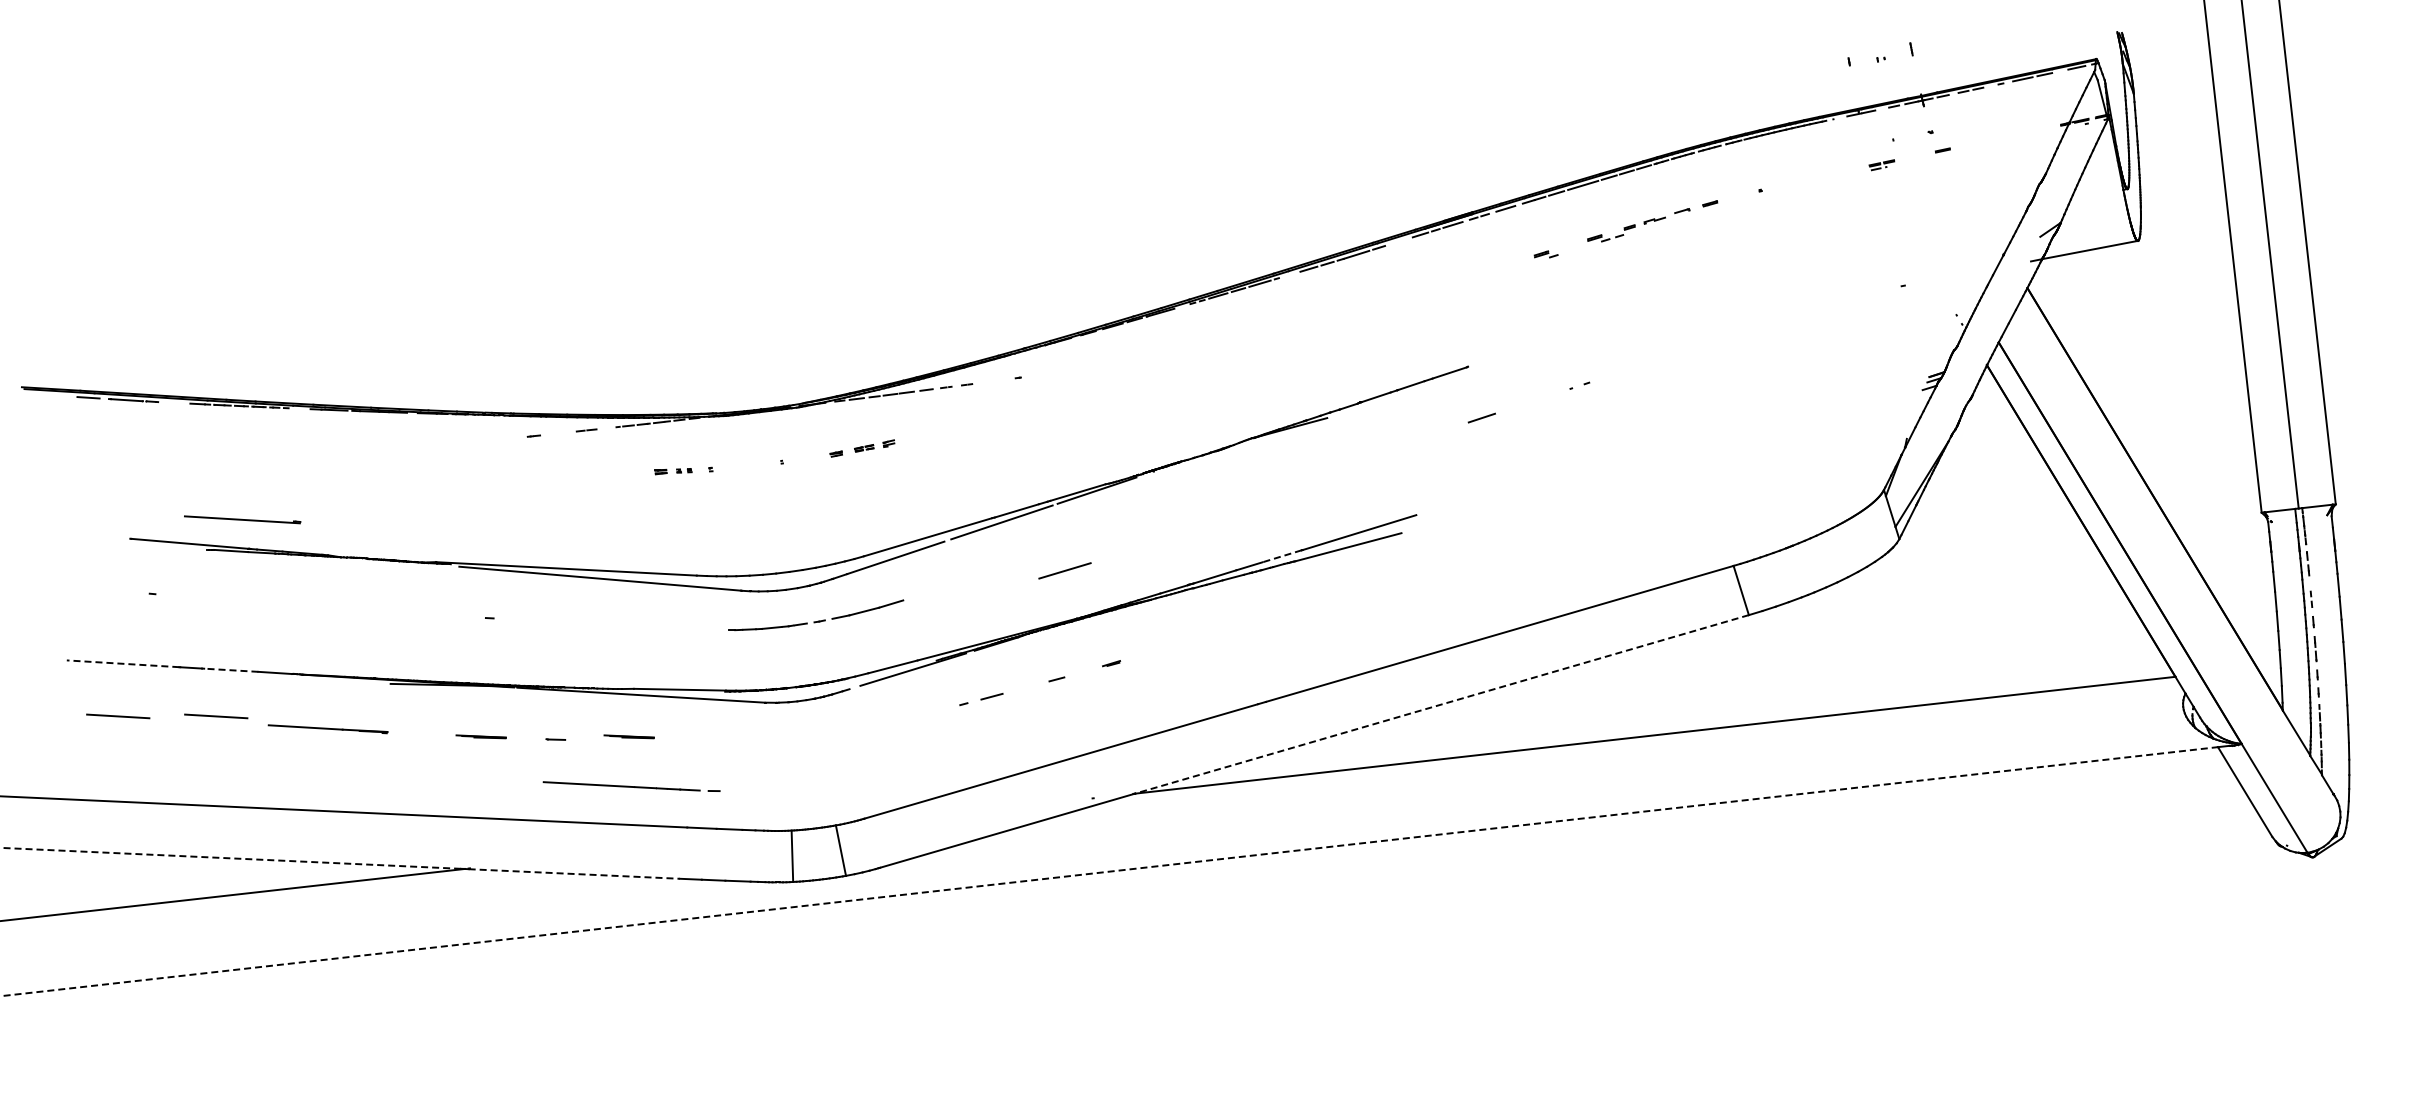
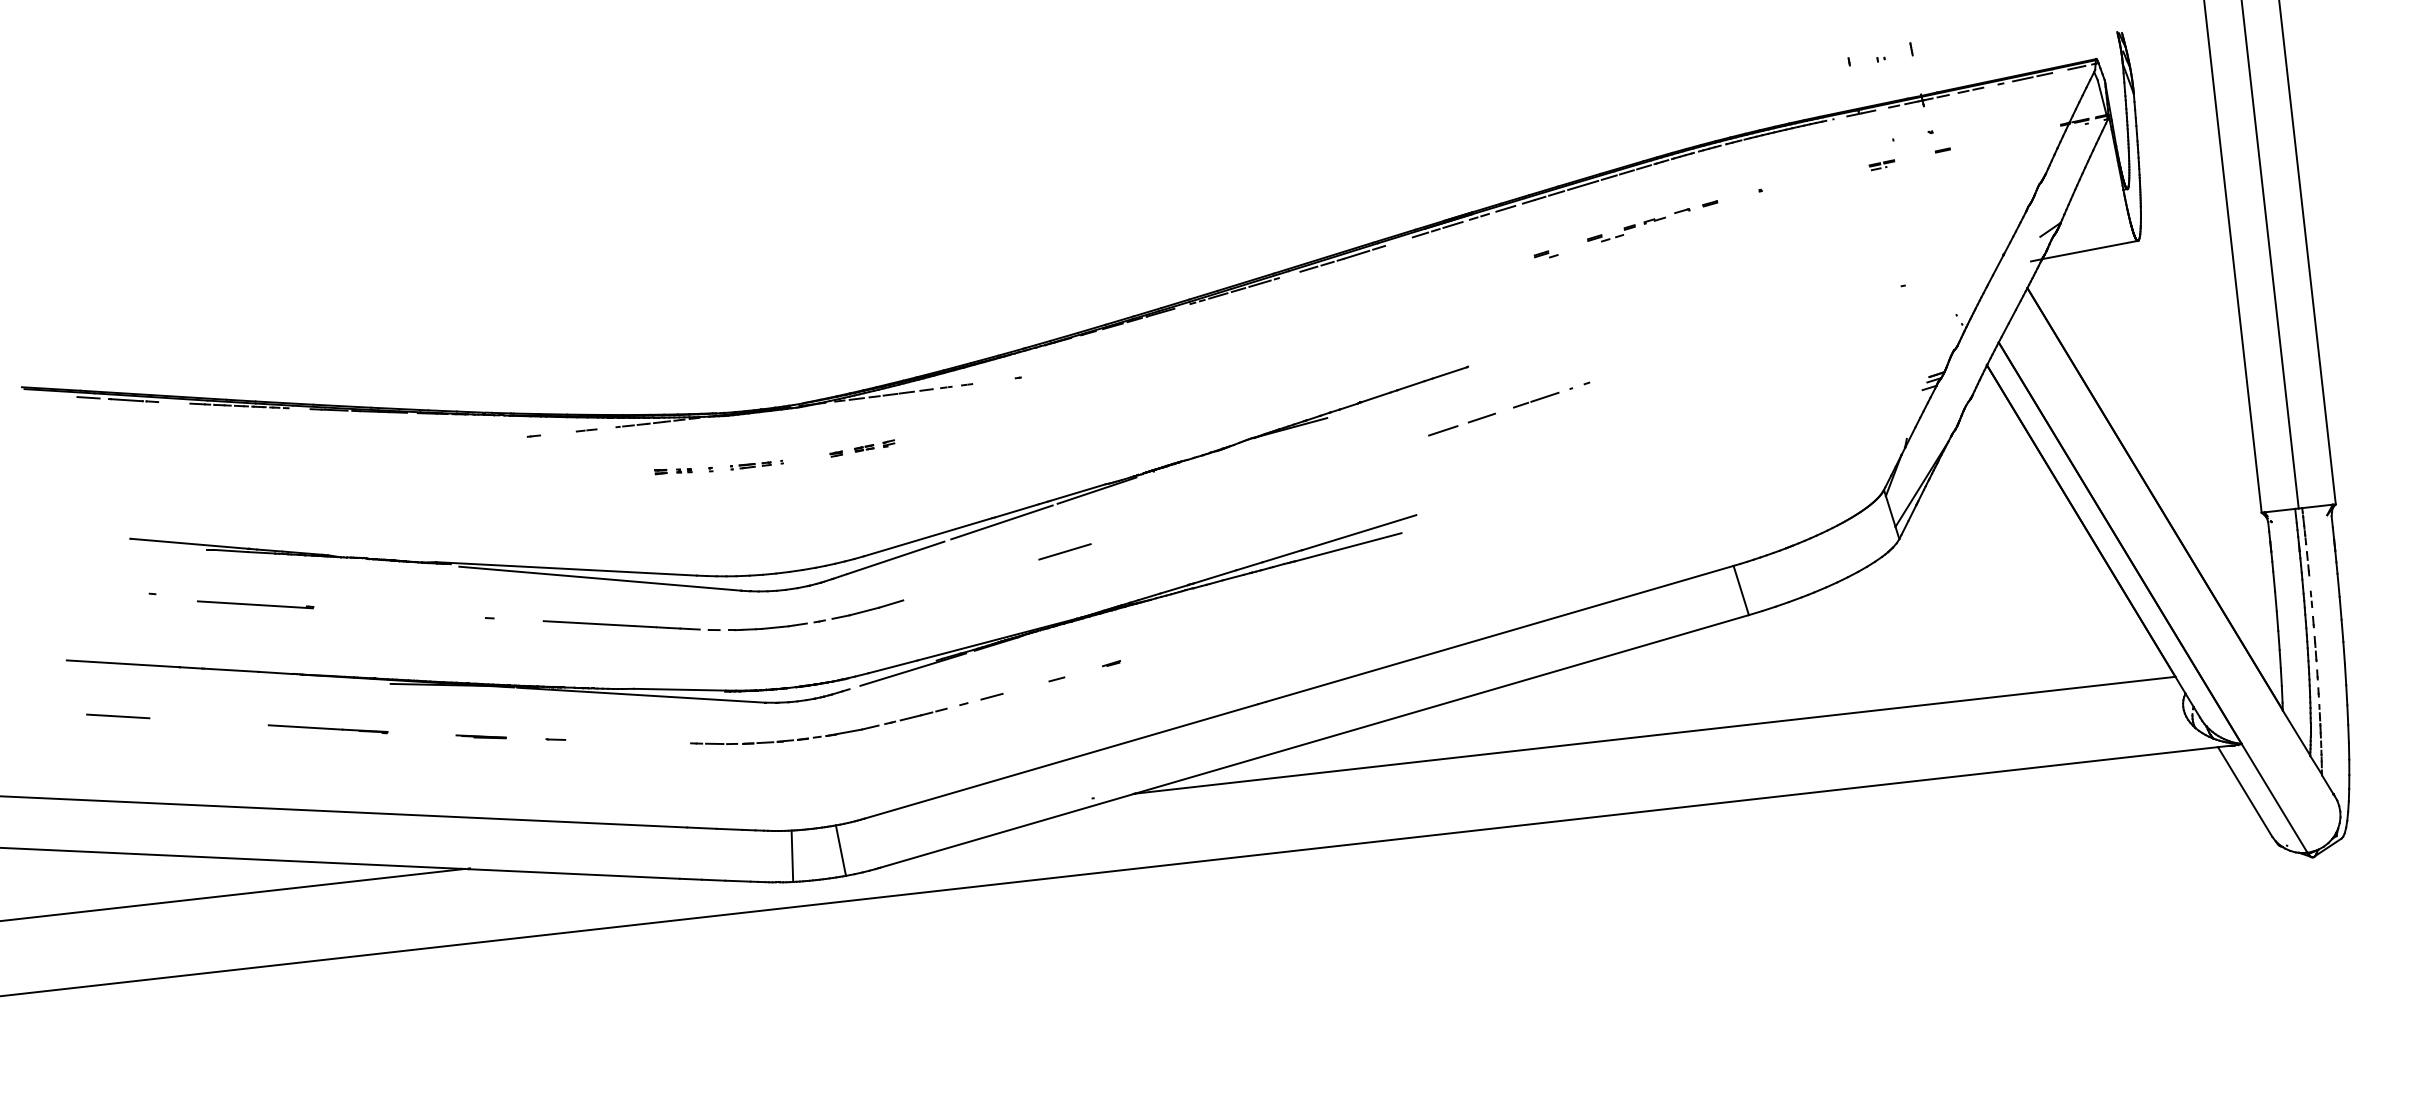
line: none -> present (1536, 399)
line: none -> present (1443, 430)
part: none -> present (750, 465)
part position: (242, 519) -> (255, 604) (255, 604)
line: dashed -> solid (1281, 556)
line position: (1064, 570) -> (1064, 551) (1064, 551)
line: dashed -> solid (122, 663)
line: dashed -> solid (230, 670)
line: dashed -> solid (1441, 704)
line: present -> none (216, 716)
part: none -> present (820, 735)
line: present -> none (628, 736)
line position: (631, 786) -> (631, 625) (631, 625)
line: dashed -> solid (230, 858)
line: dashed -> solid (1109, 871)
line: dashed -> solid (574, 873)
